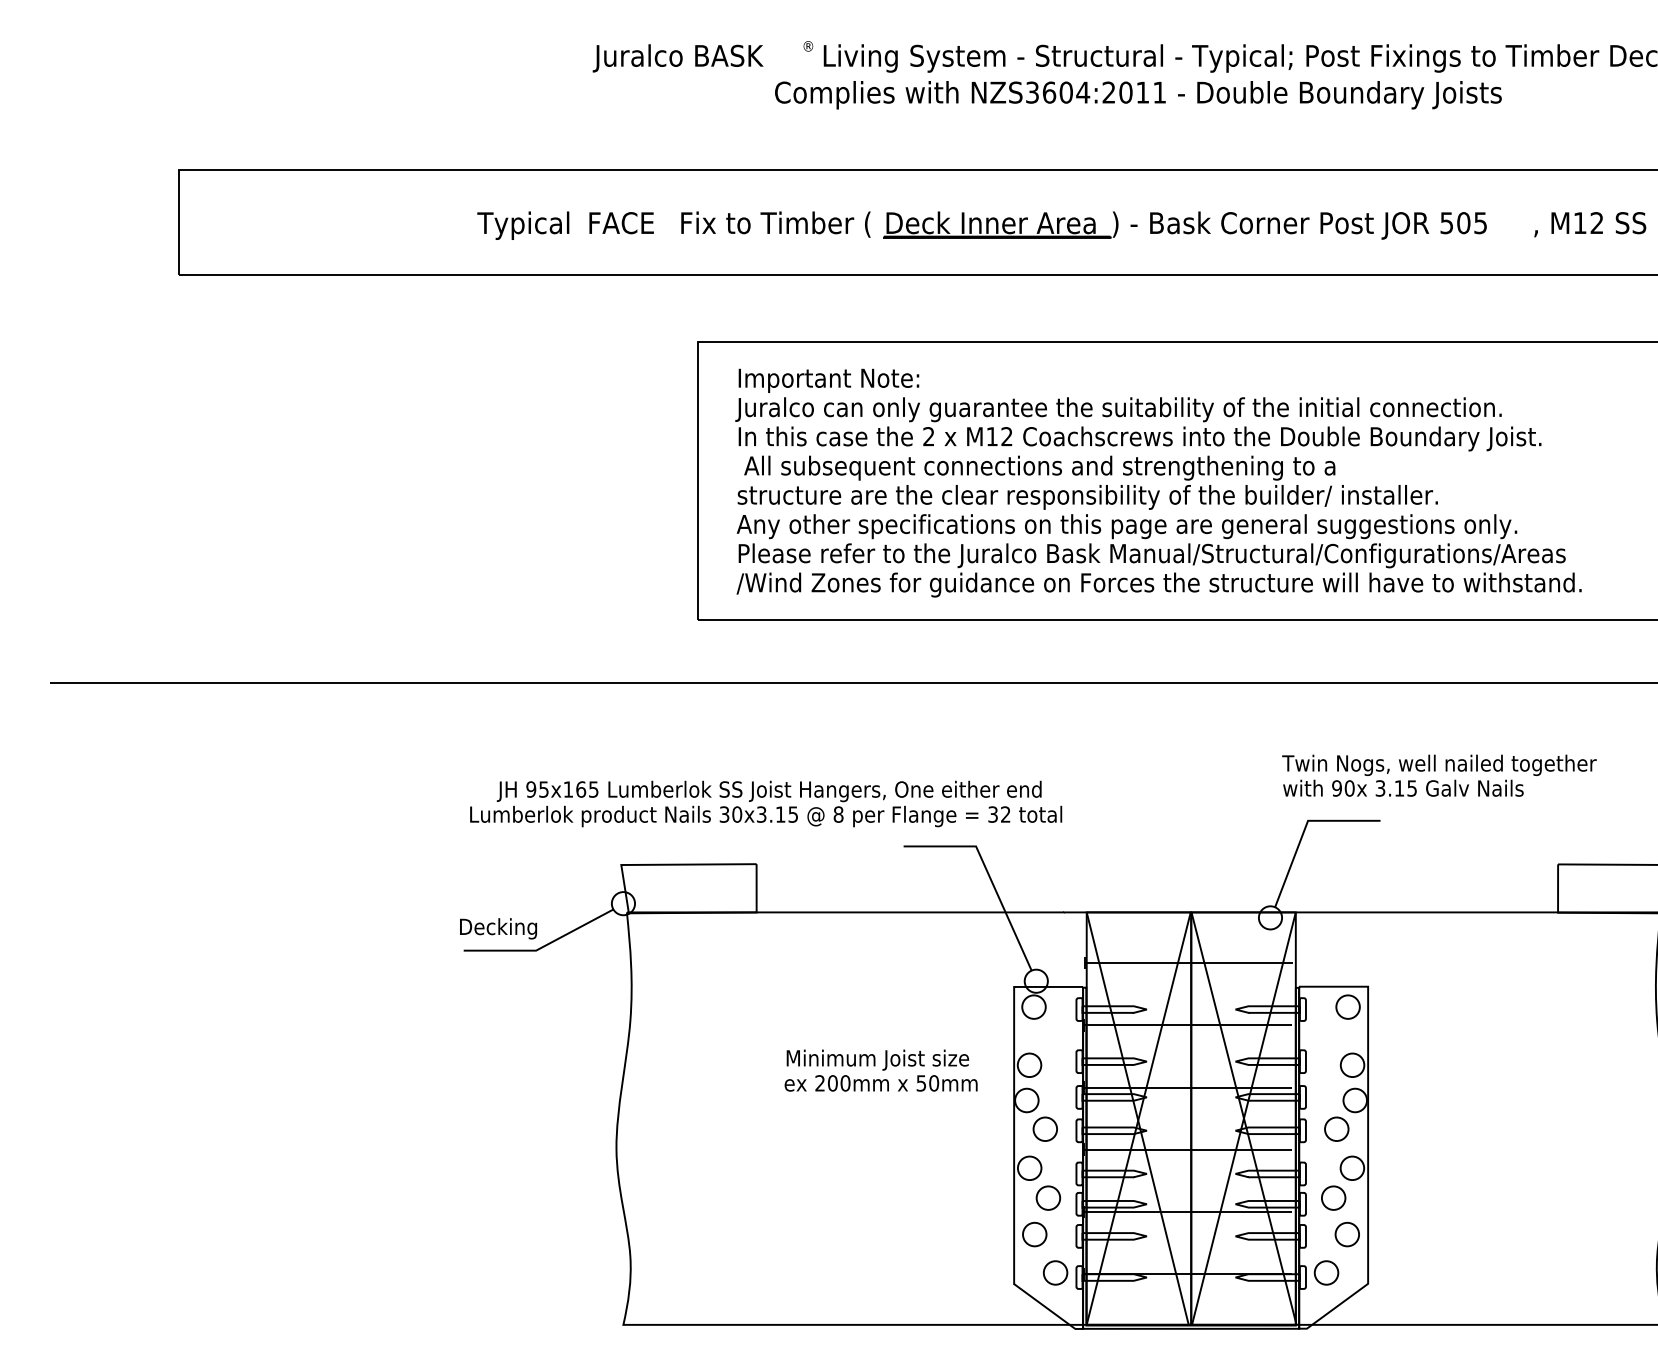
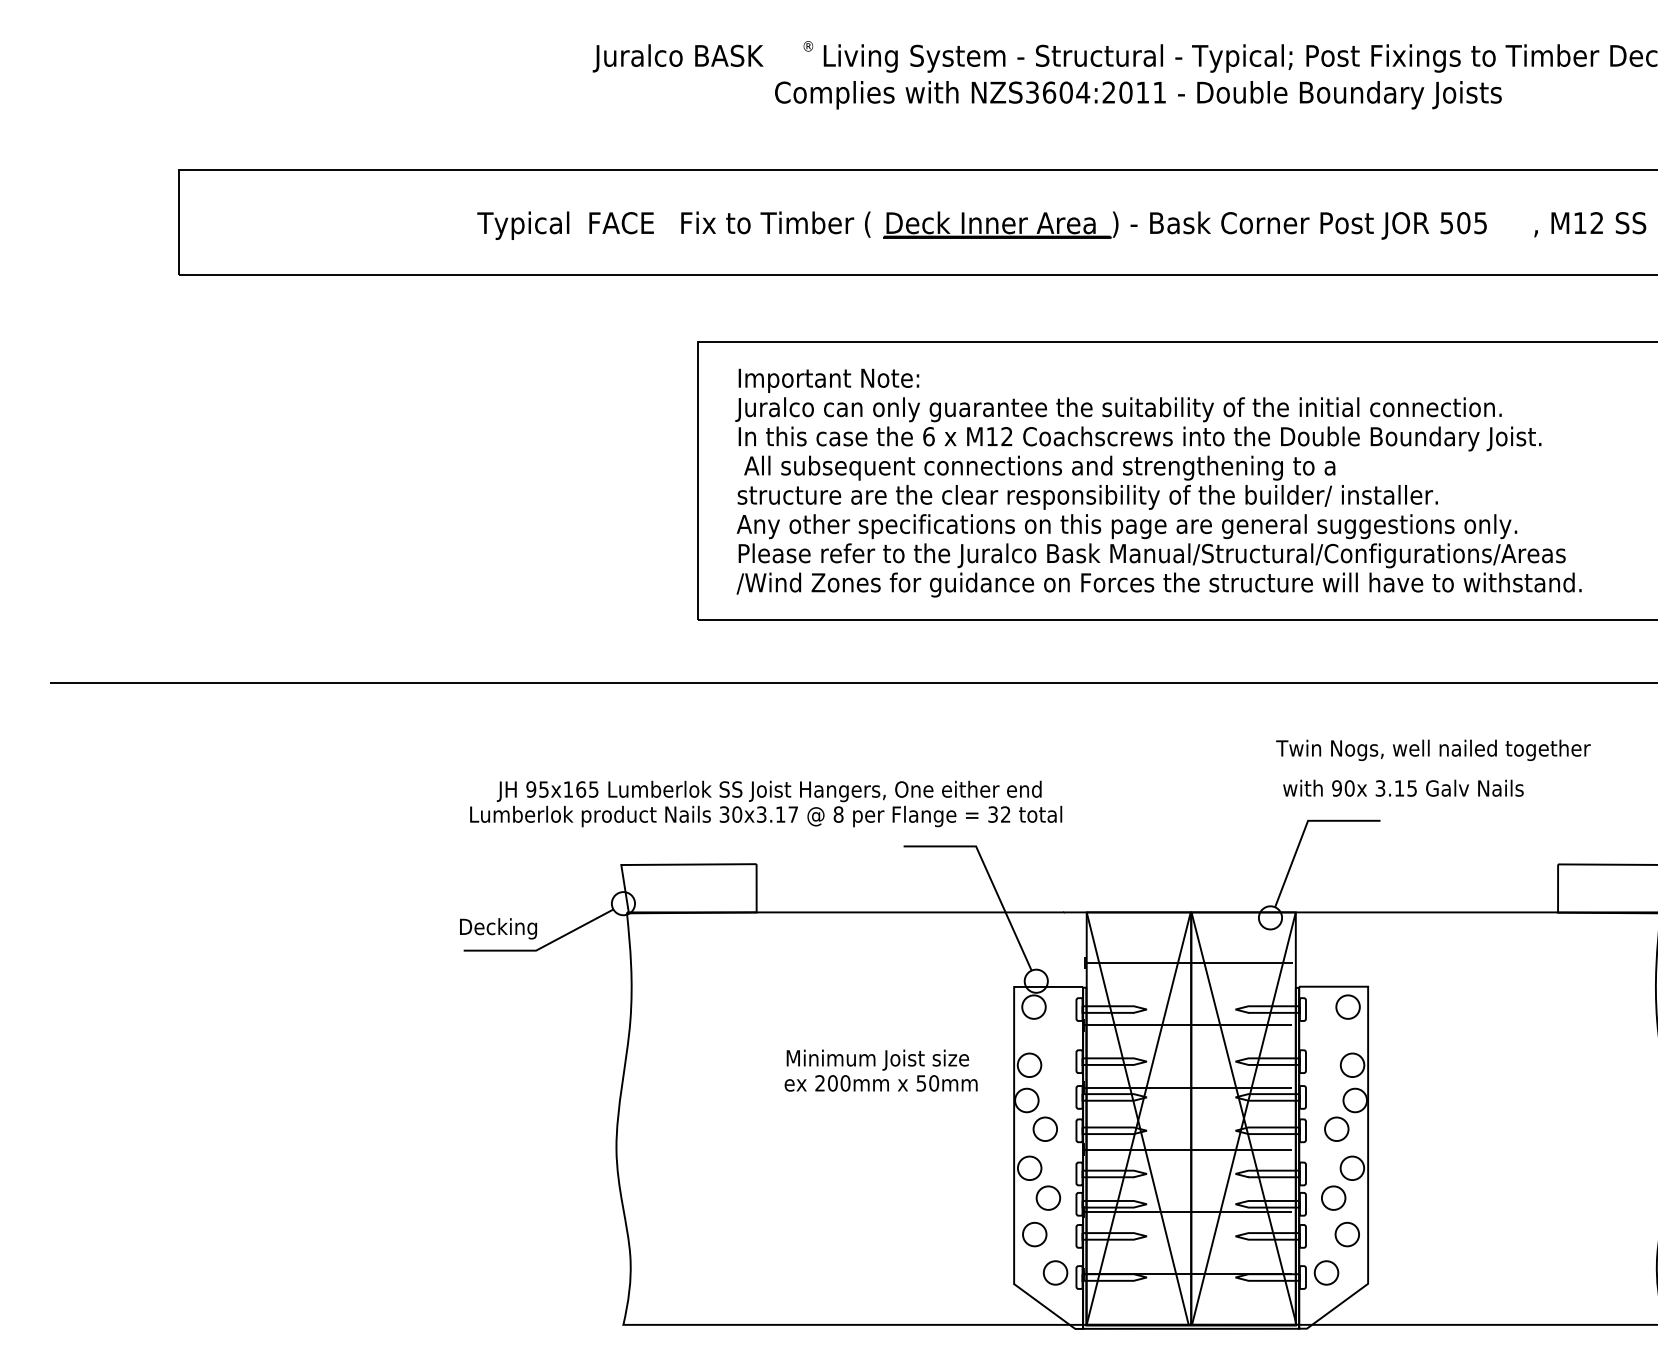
text: 2 -> 6 (928, 436)
text position: (1439, 764) -> (1433, 749) (1433, 749)
text: 30x3.15 -> 30x3.17 (792, 814)
